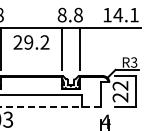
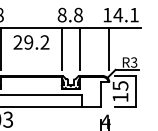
line: none -> present (109, 48)
text: 22 -> 15 (120, 91)
line: dashed -> solid (50, 107)
